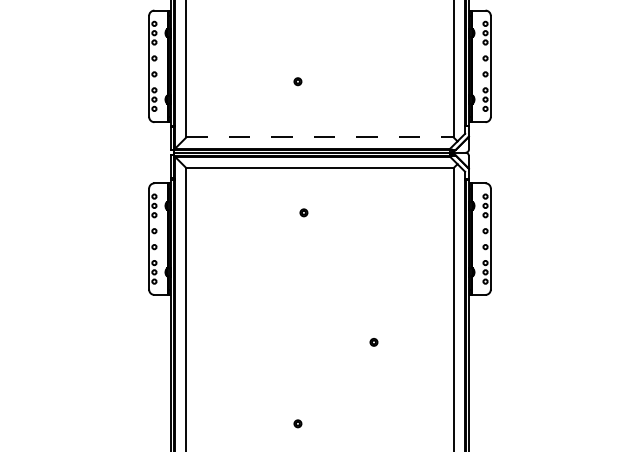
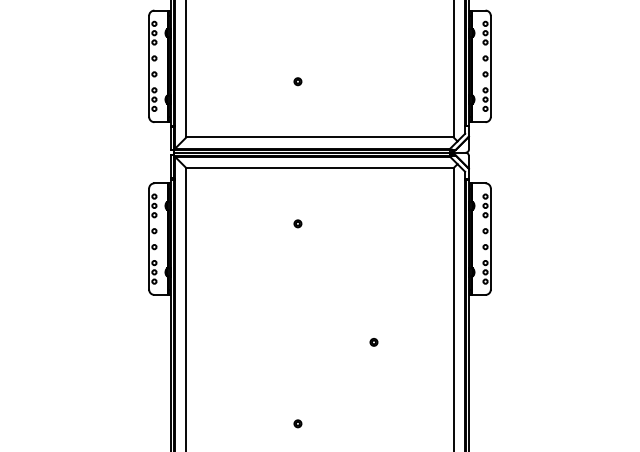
line: dashed -> solid (319, 137)
part position: (303, 212) -> (297, 223) (297, 223)
